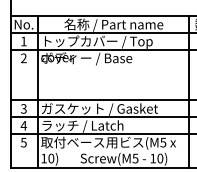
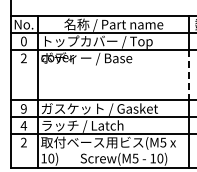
text: 1 -> 0 (23, 41)
line: solid -> dashed (189, 75)
text: 3 -> 9 (23, 108)
text: 5 -> 2 (23, 142)
